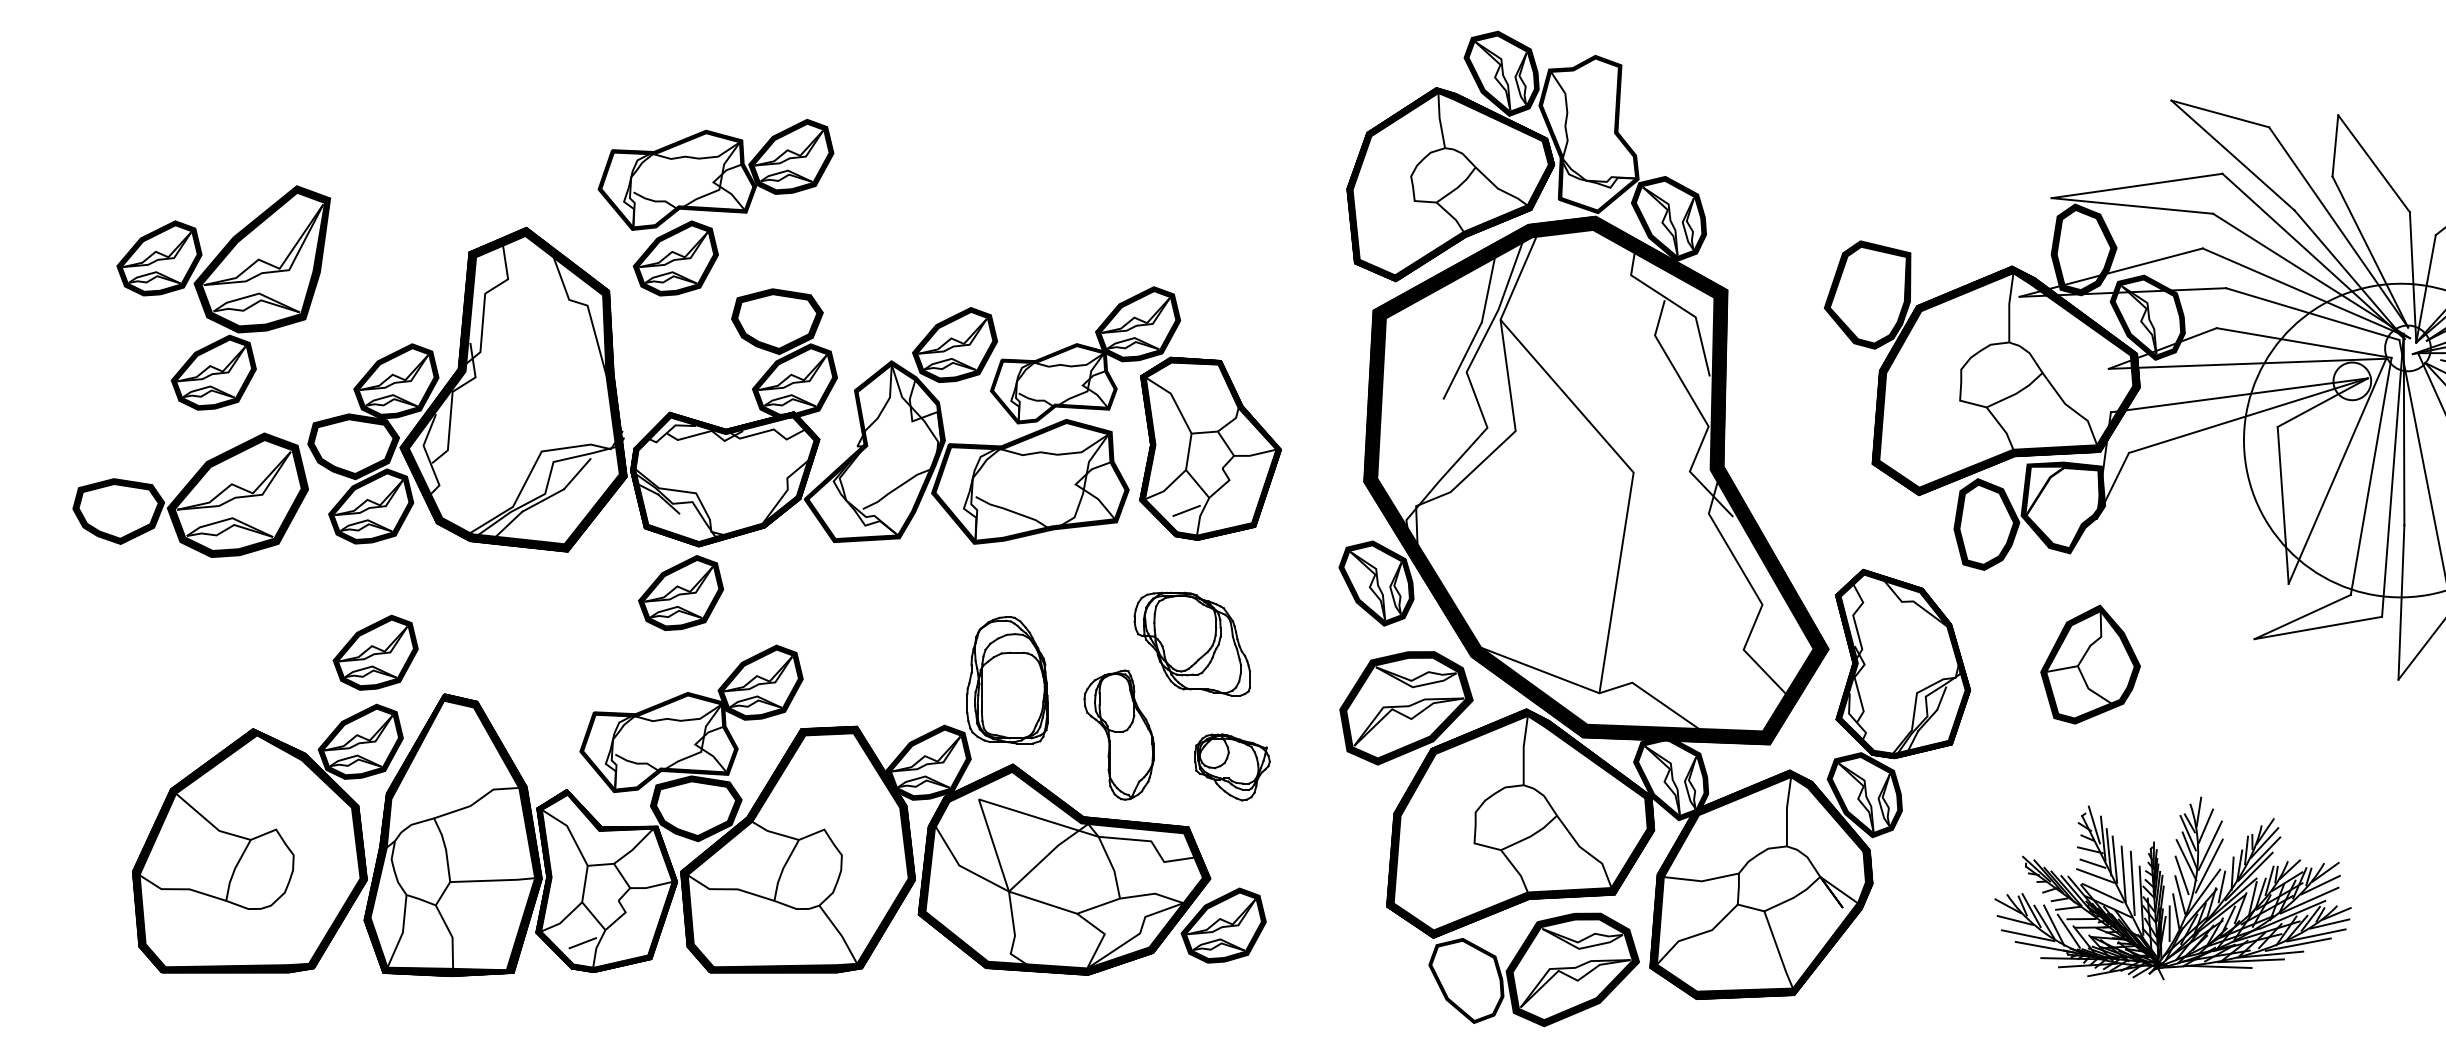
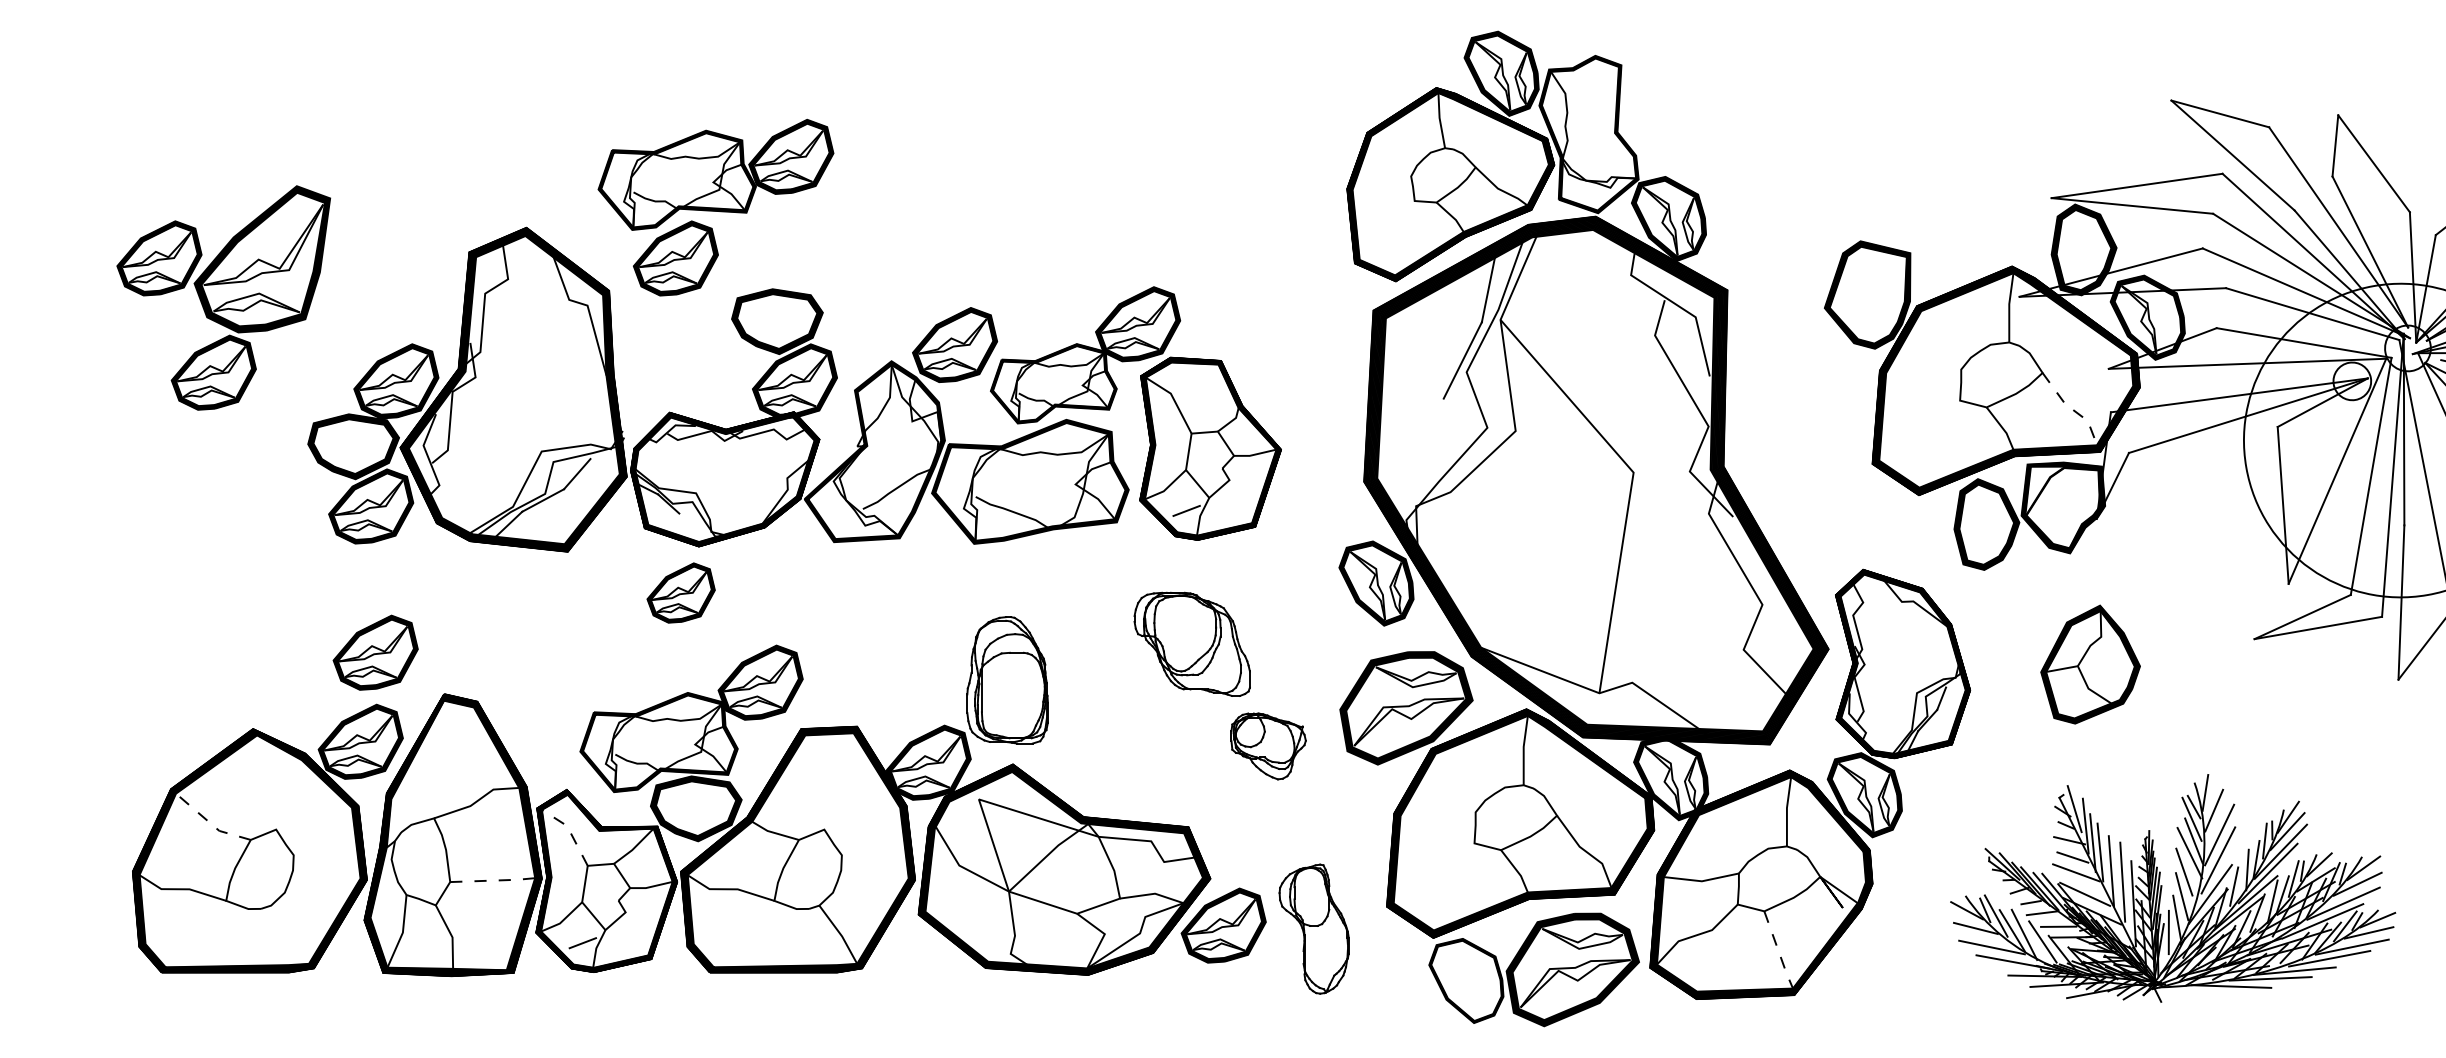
line: solid -> dashed (2073, 409)
part: present -> none (190, 494)
part size: 87x76 px -> 70x62 px (680, 592)
part position: (1118, 734) -> (1313, 928) (1313, 928)
part position: (1232, 767) -> (1268, 746) (1268, 746)
line: solid -> dashed (210, 823)
line: solid -> dashed (570, 831)
line: solid -> dashed (493, 880)
part size: 358x185 px -> 447x229 px (2173, 888)
line: solid -> dashed (1778, 950)
